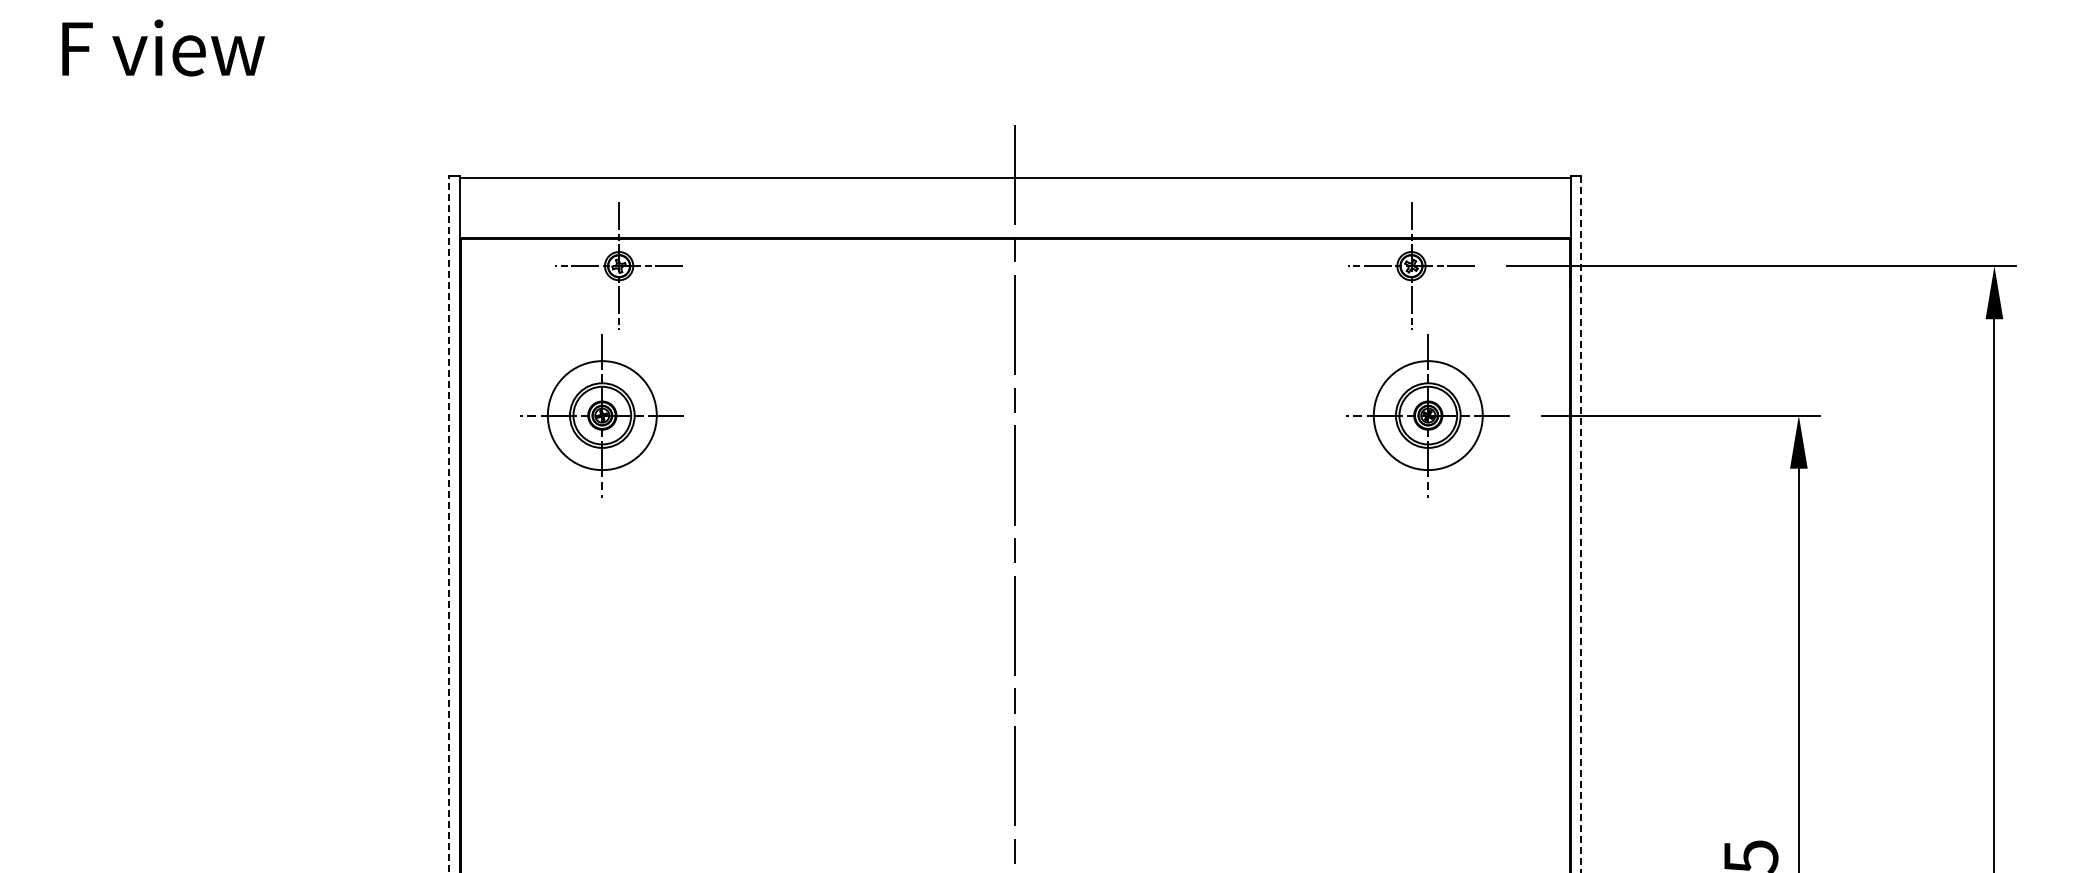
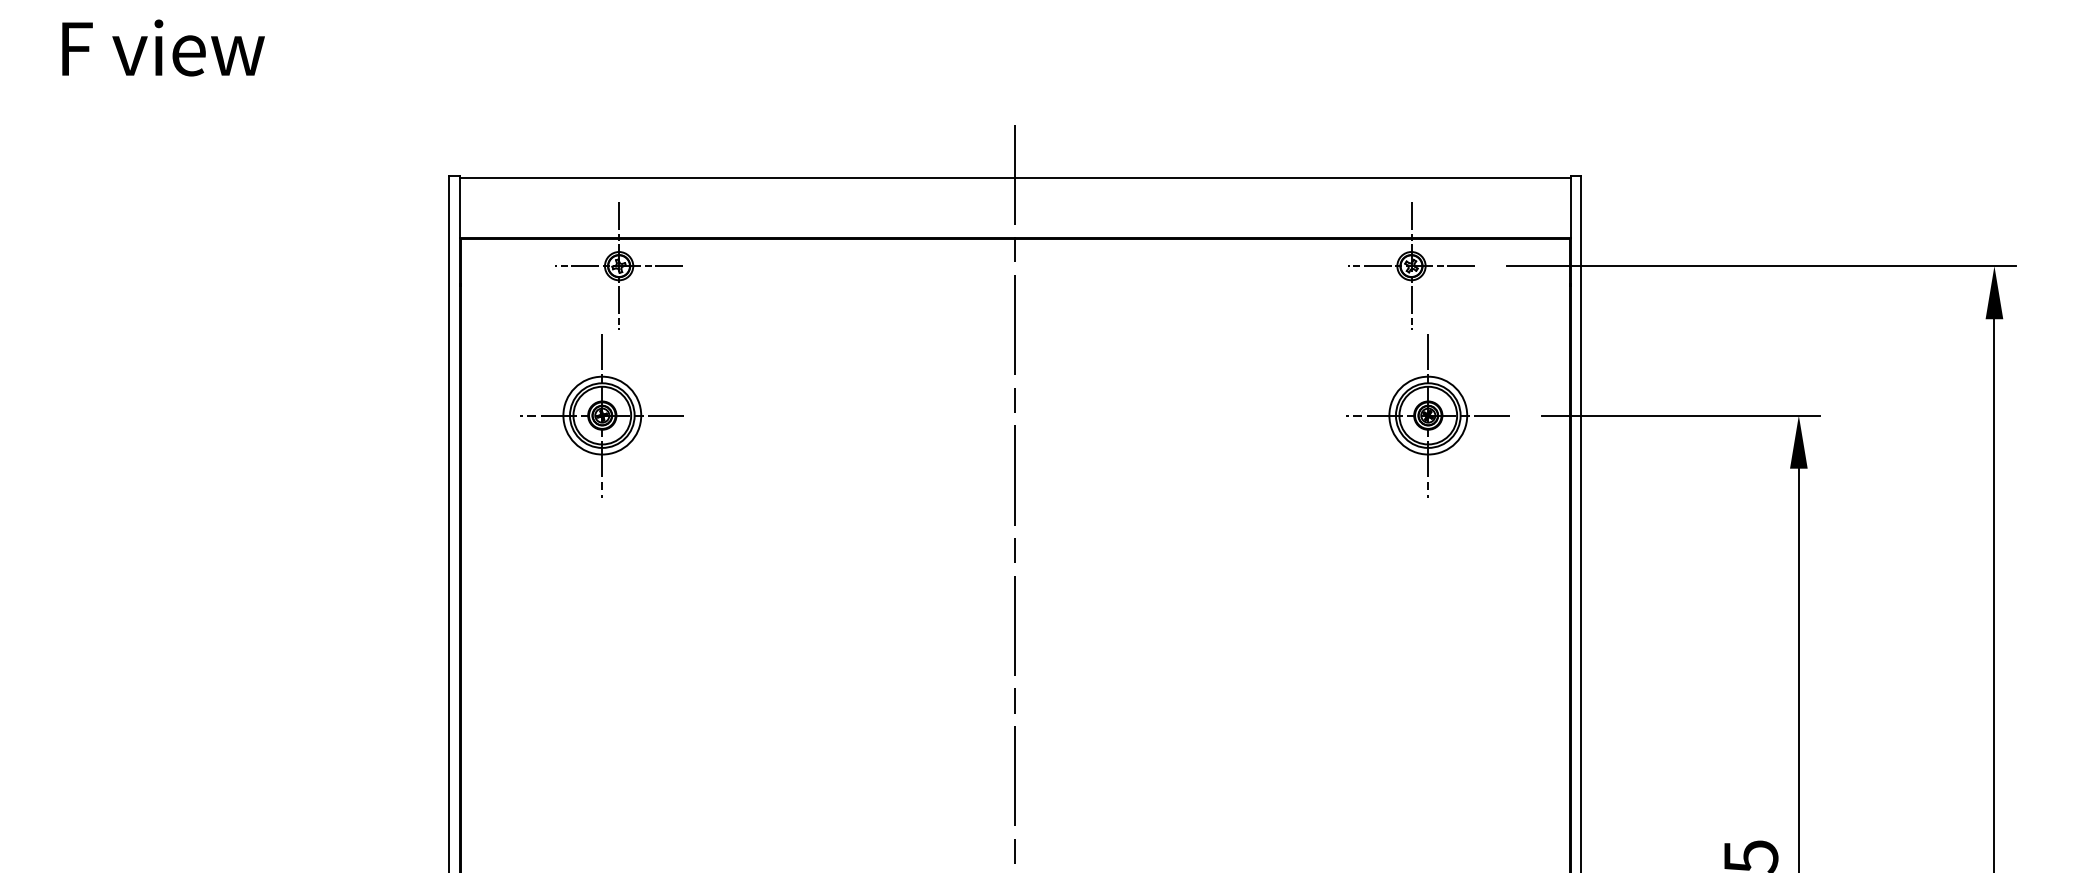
circle diameter: 109 px -> 78 px (602, 415)
circle diameter: 109 px -> 78 px (1428, 415)
line: dashed -> solid (449, 523)
line: dashed -> solid (1581, 524)
